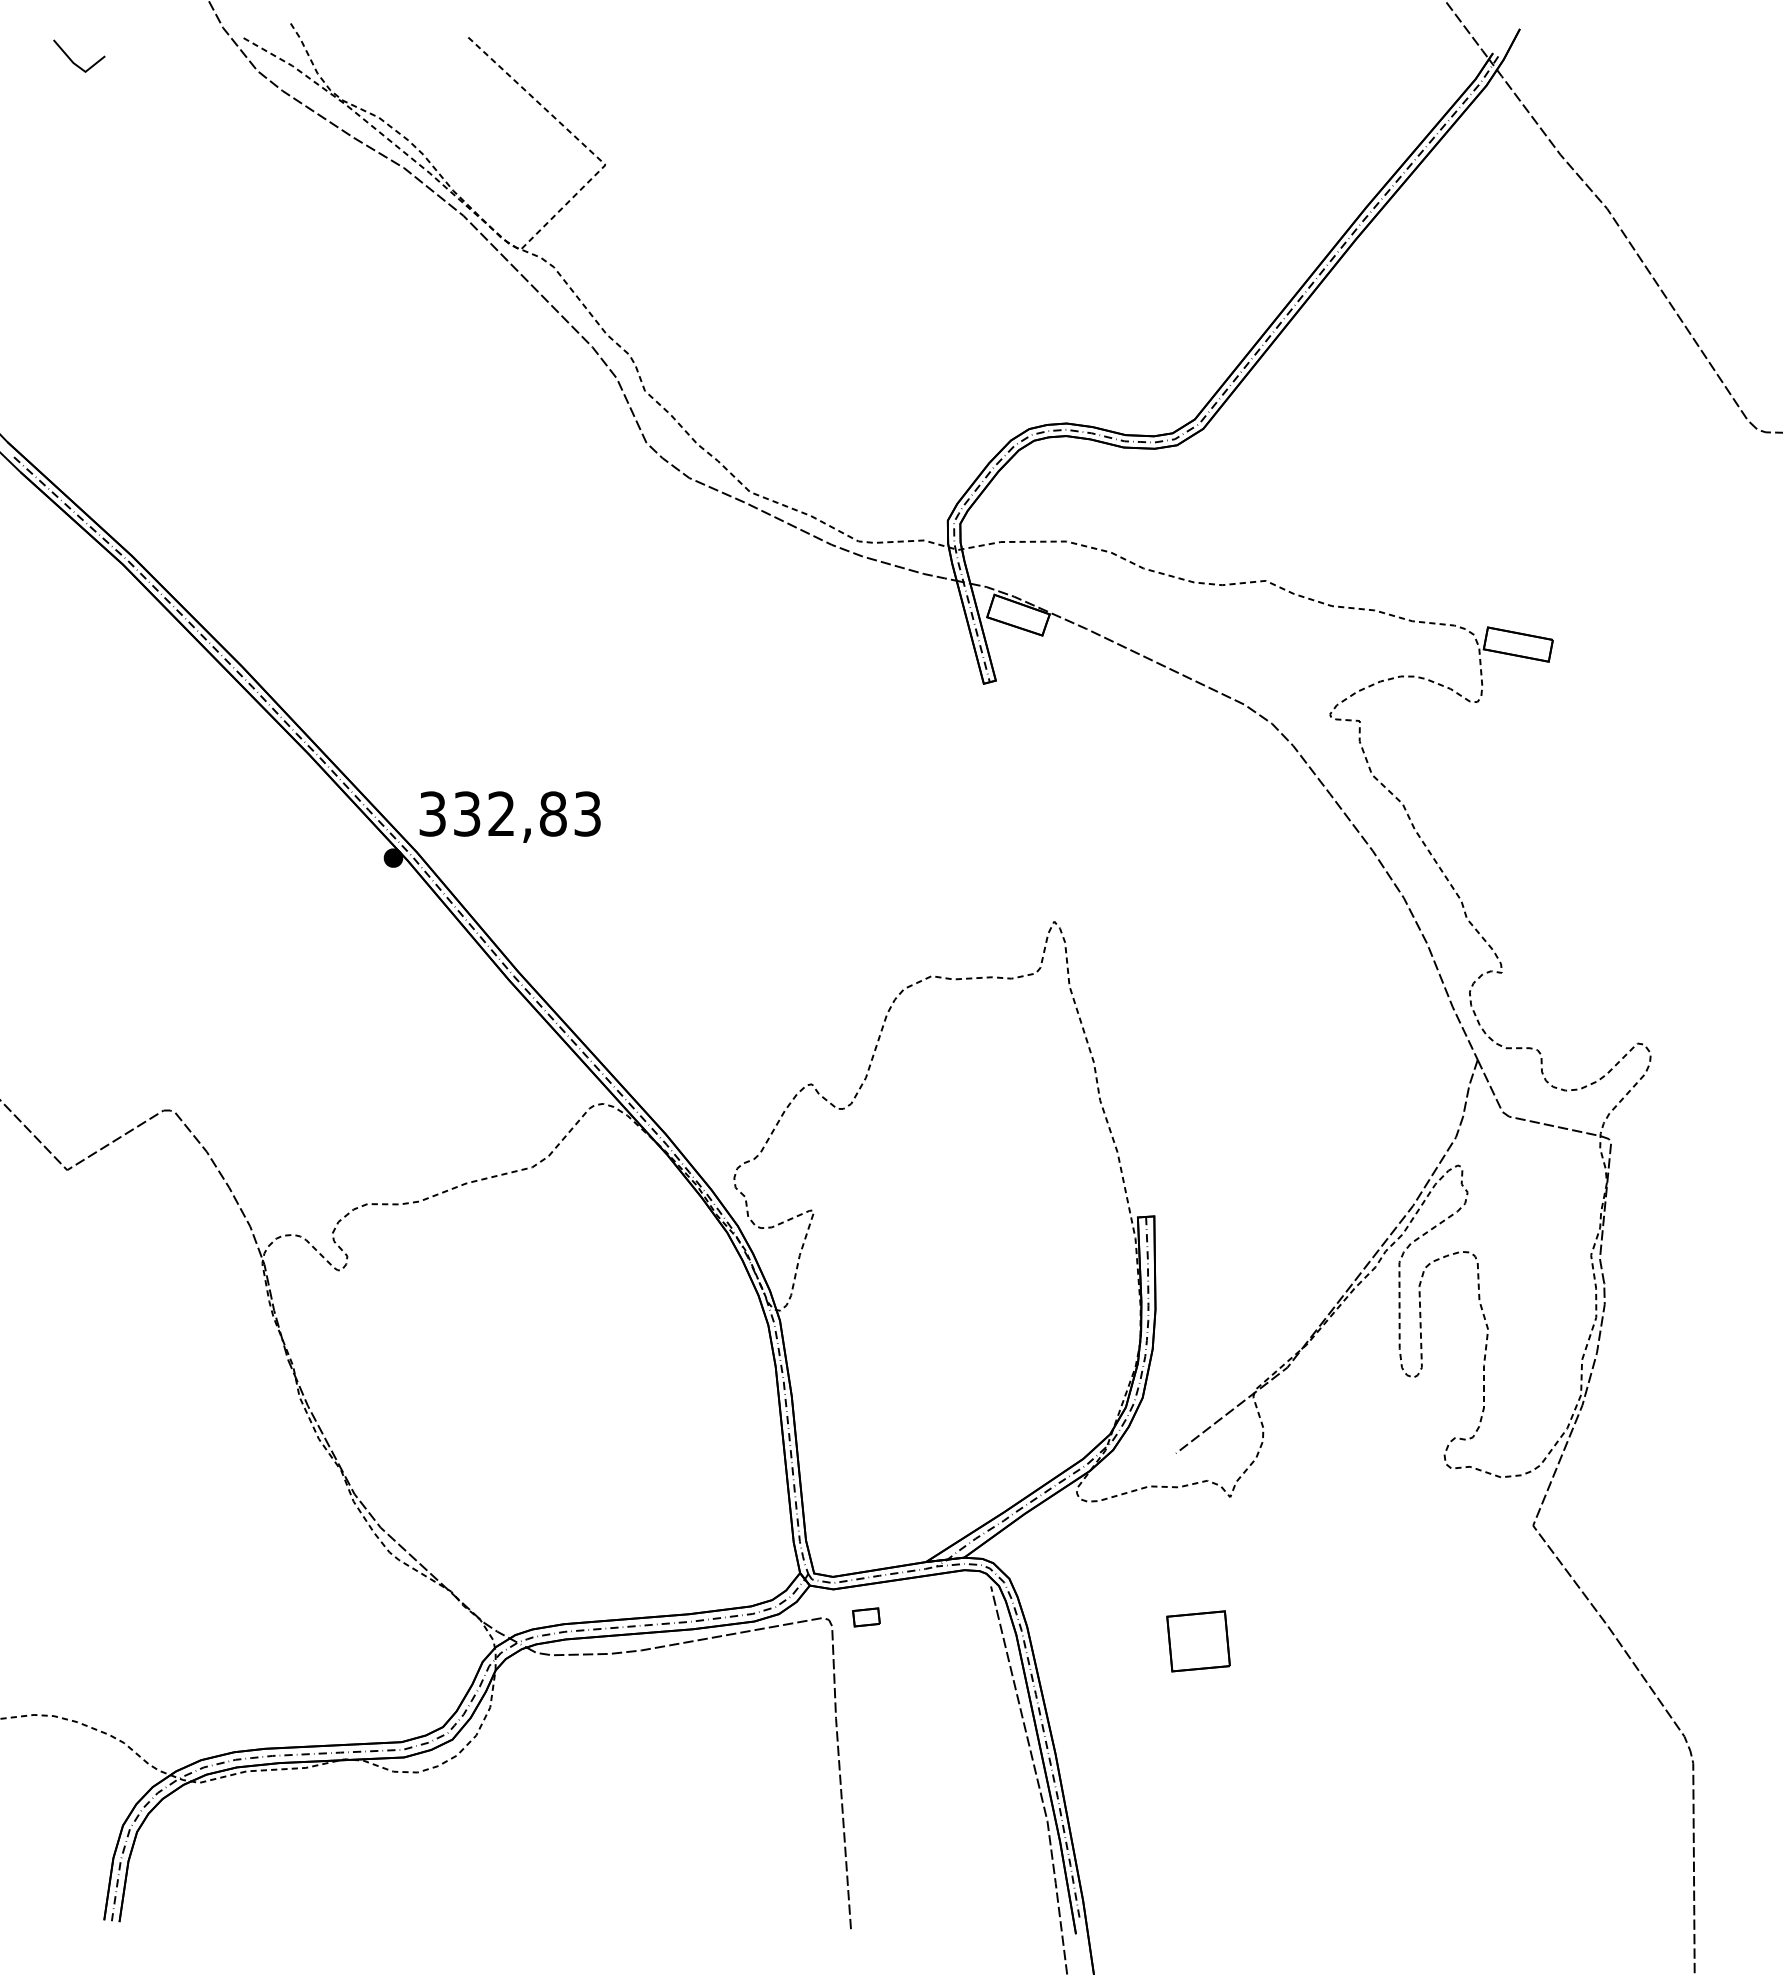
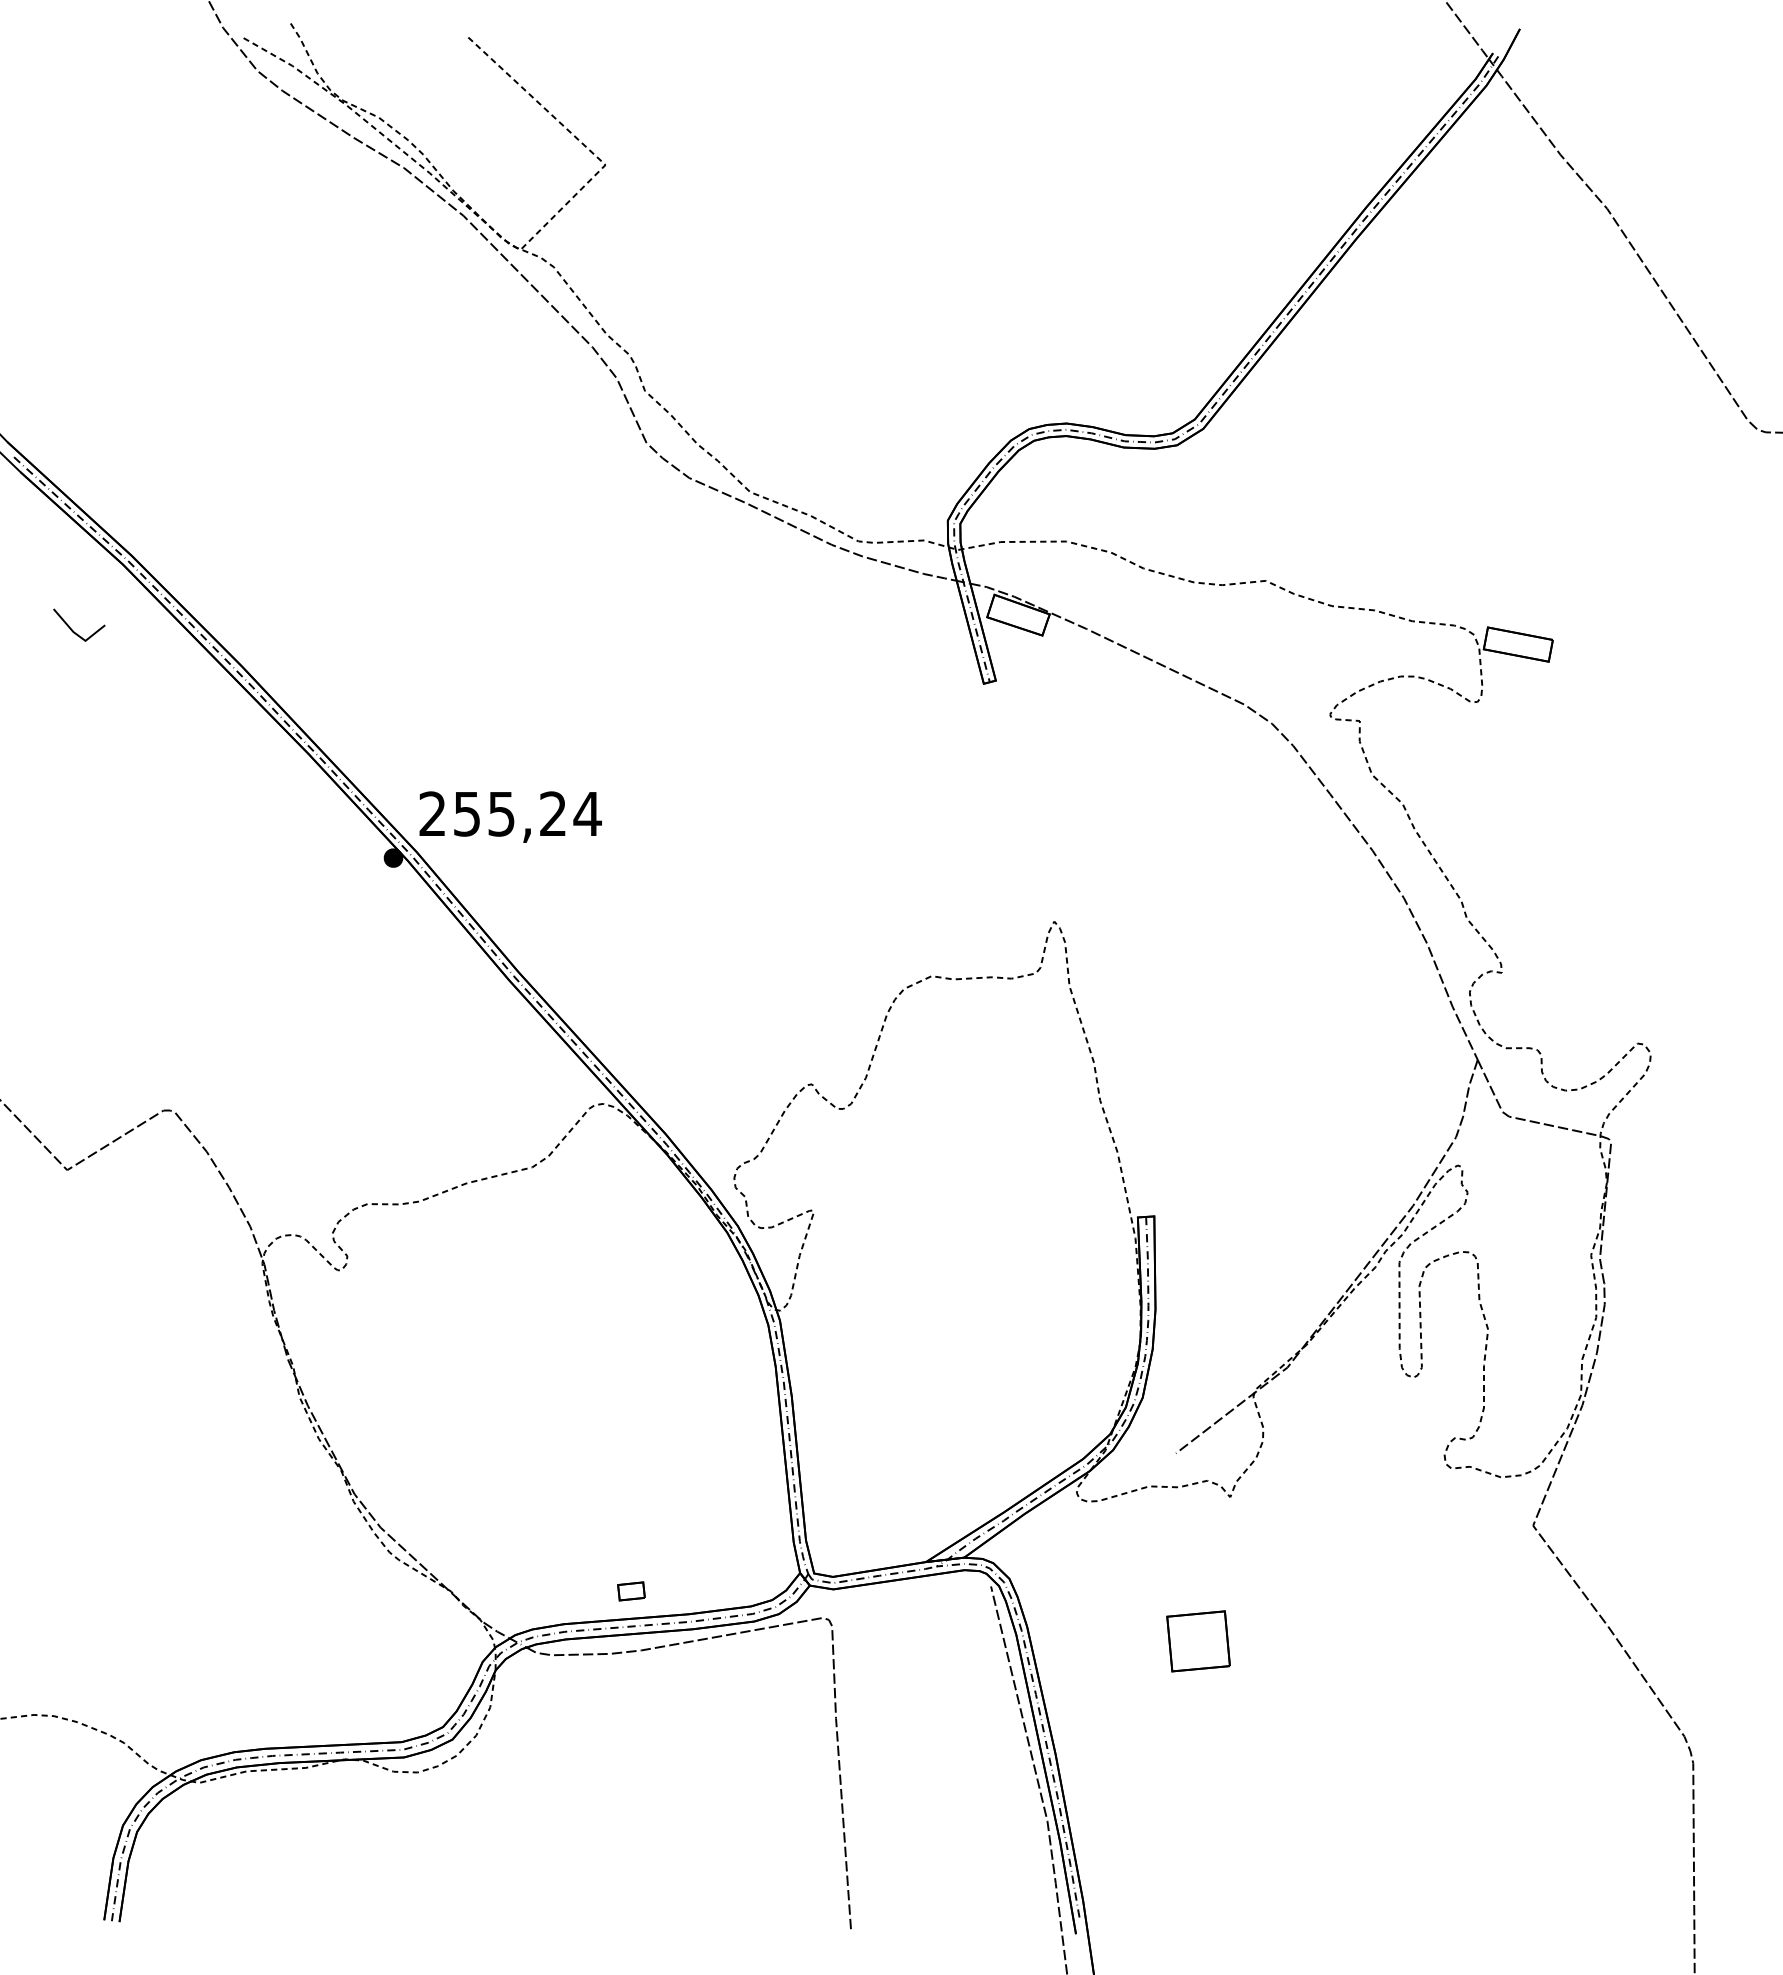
line position: (73, 61) -> (73, 630) (73, 630)
text: 332,83 -> 255,24 (510, 813)
part position: (866, 1617) -> (631, 1591) (631, 1591)
